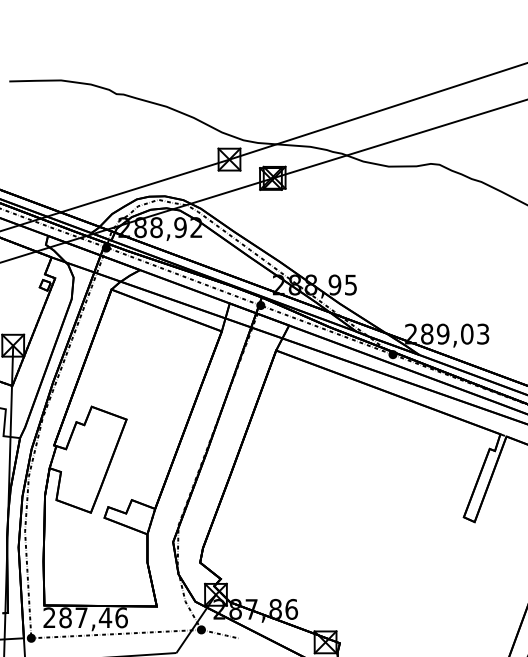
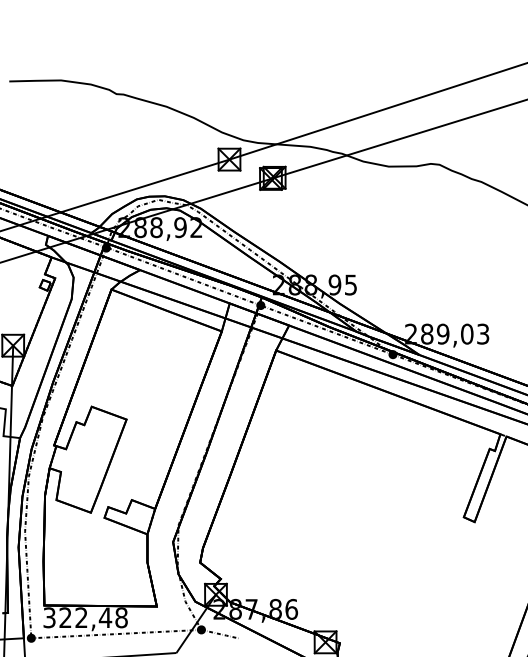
text: 287,46 -> 322,48 (85, 617)
